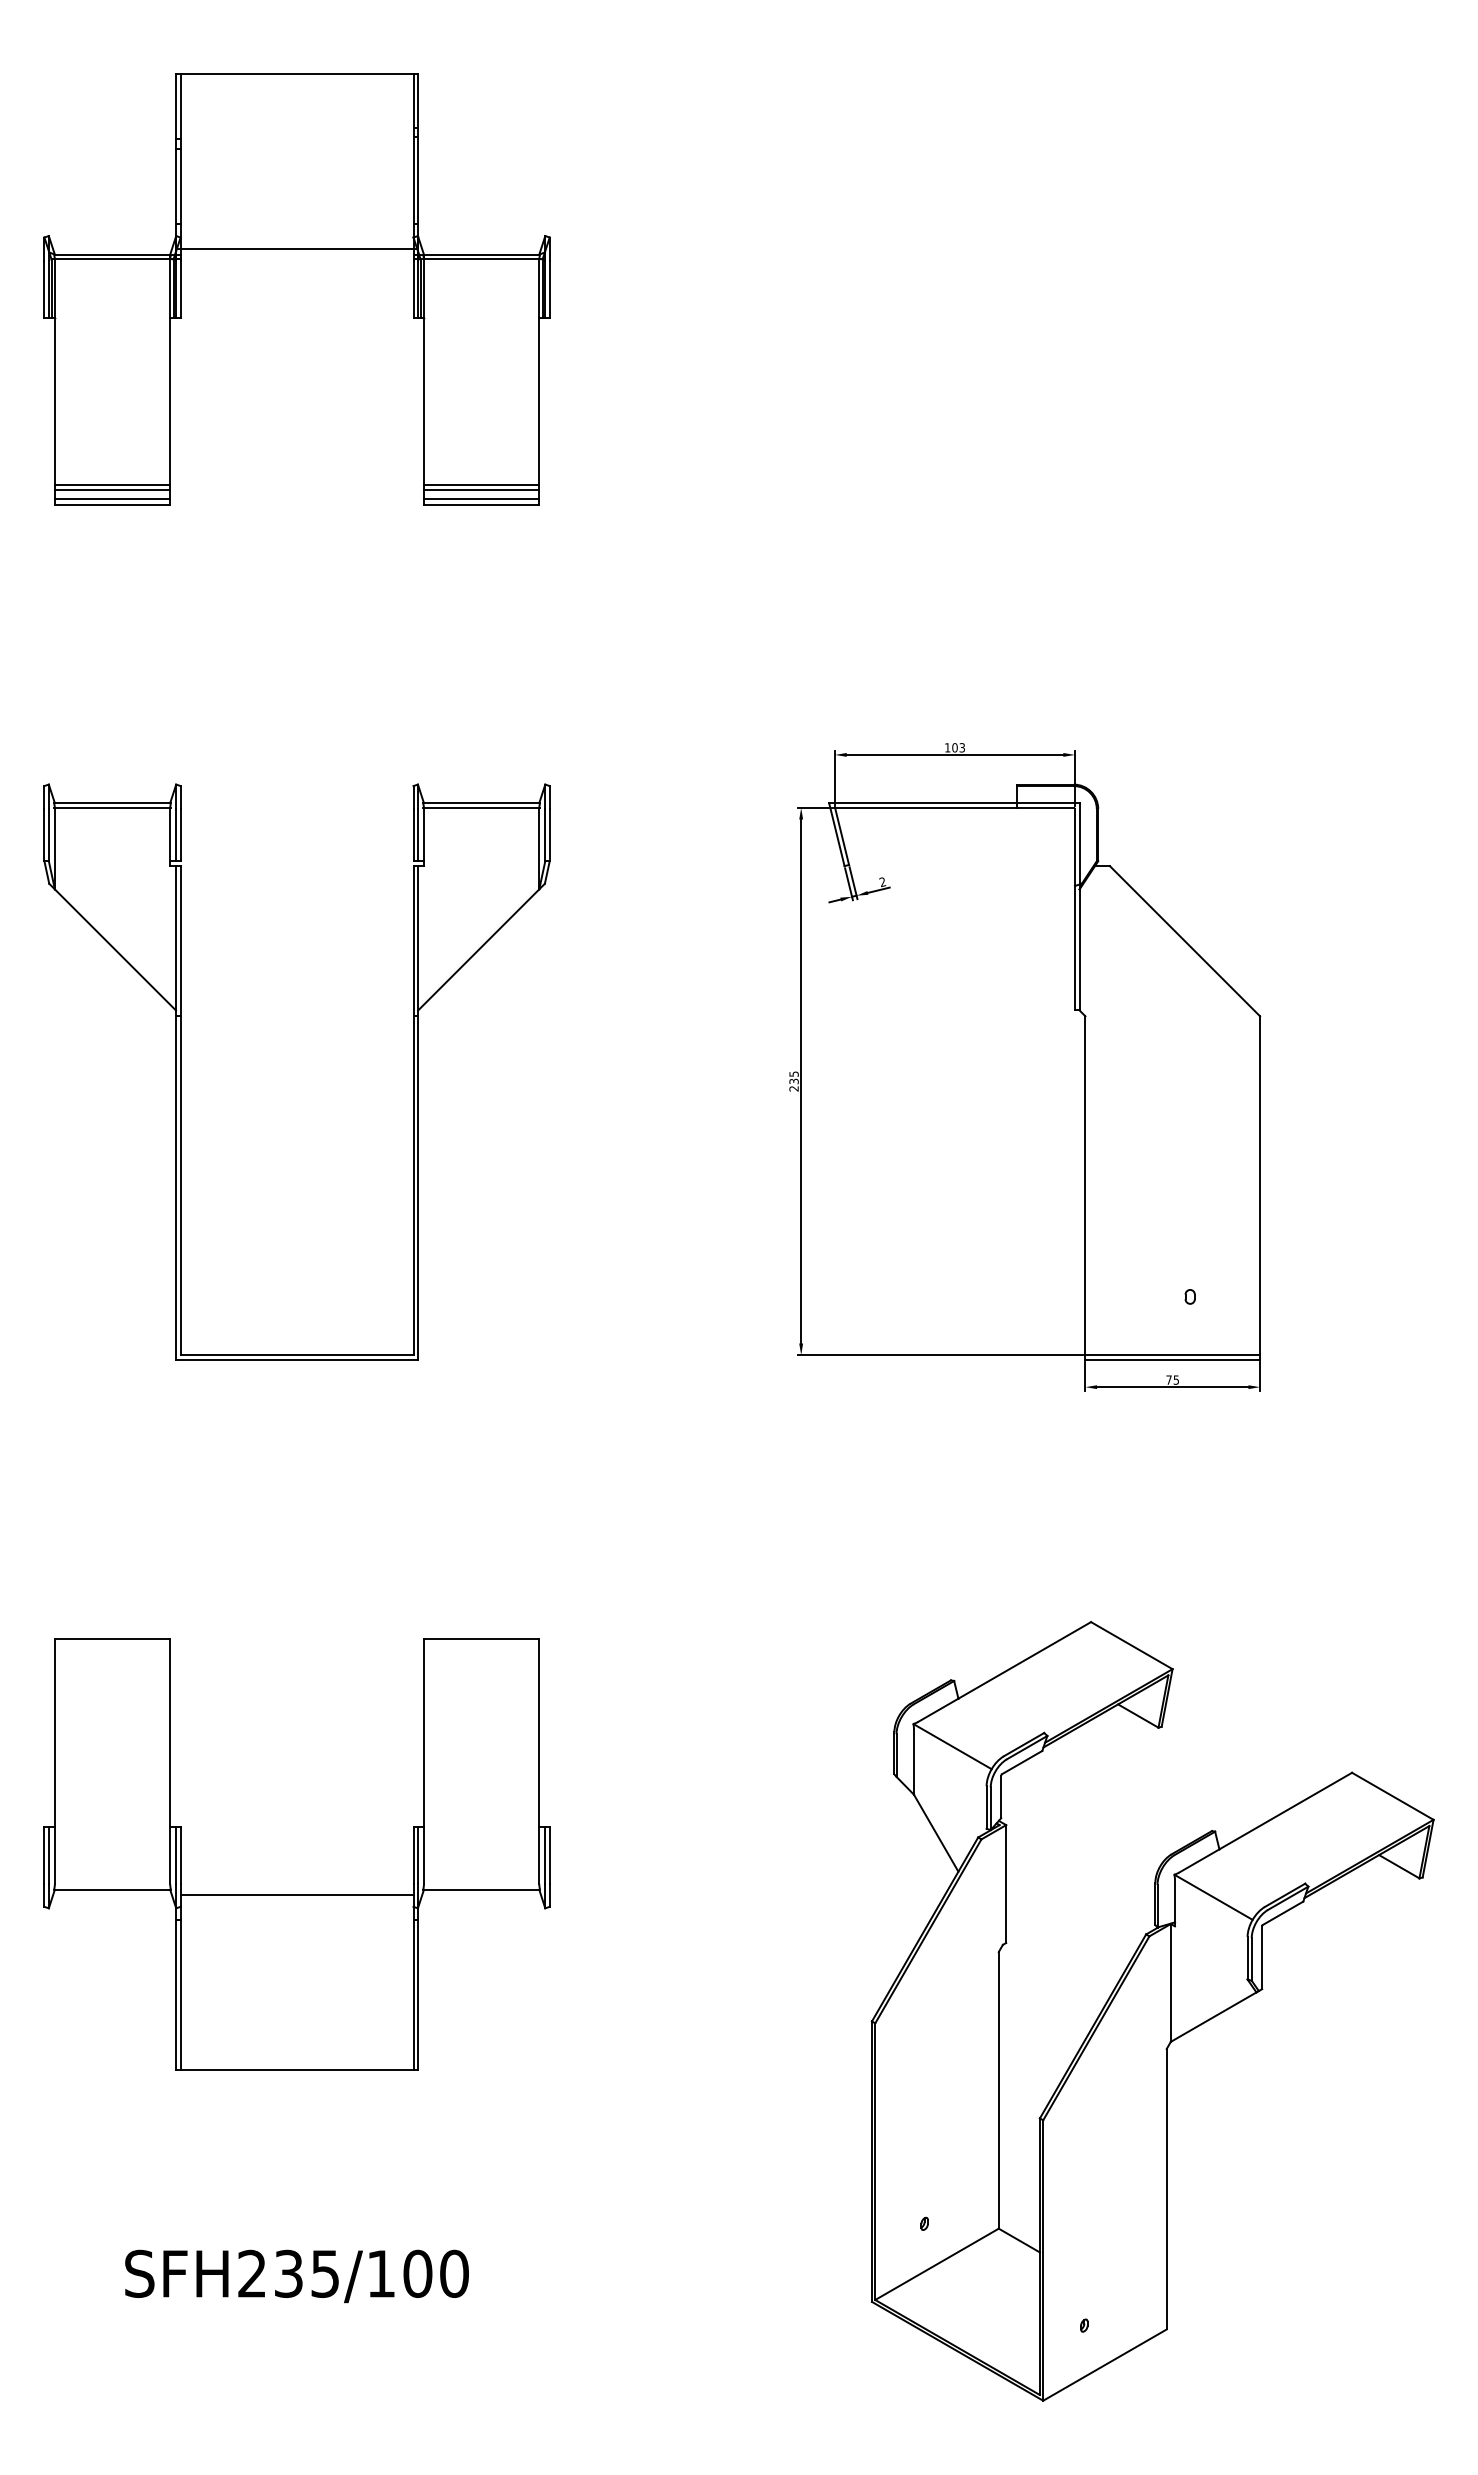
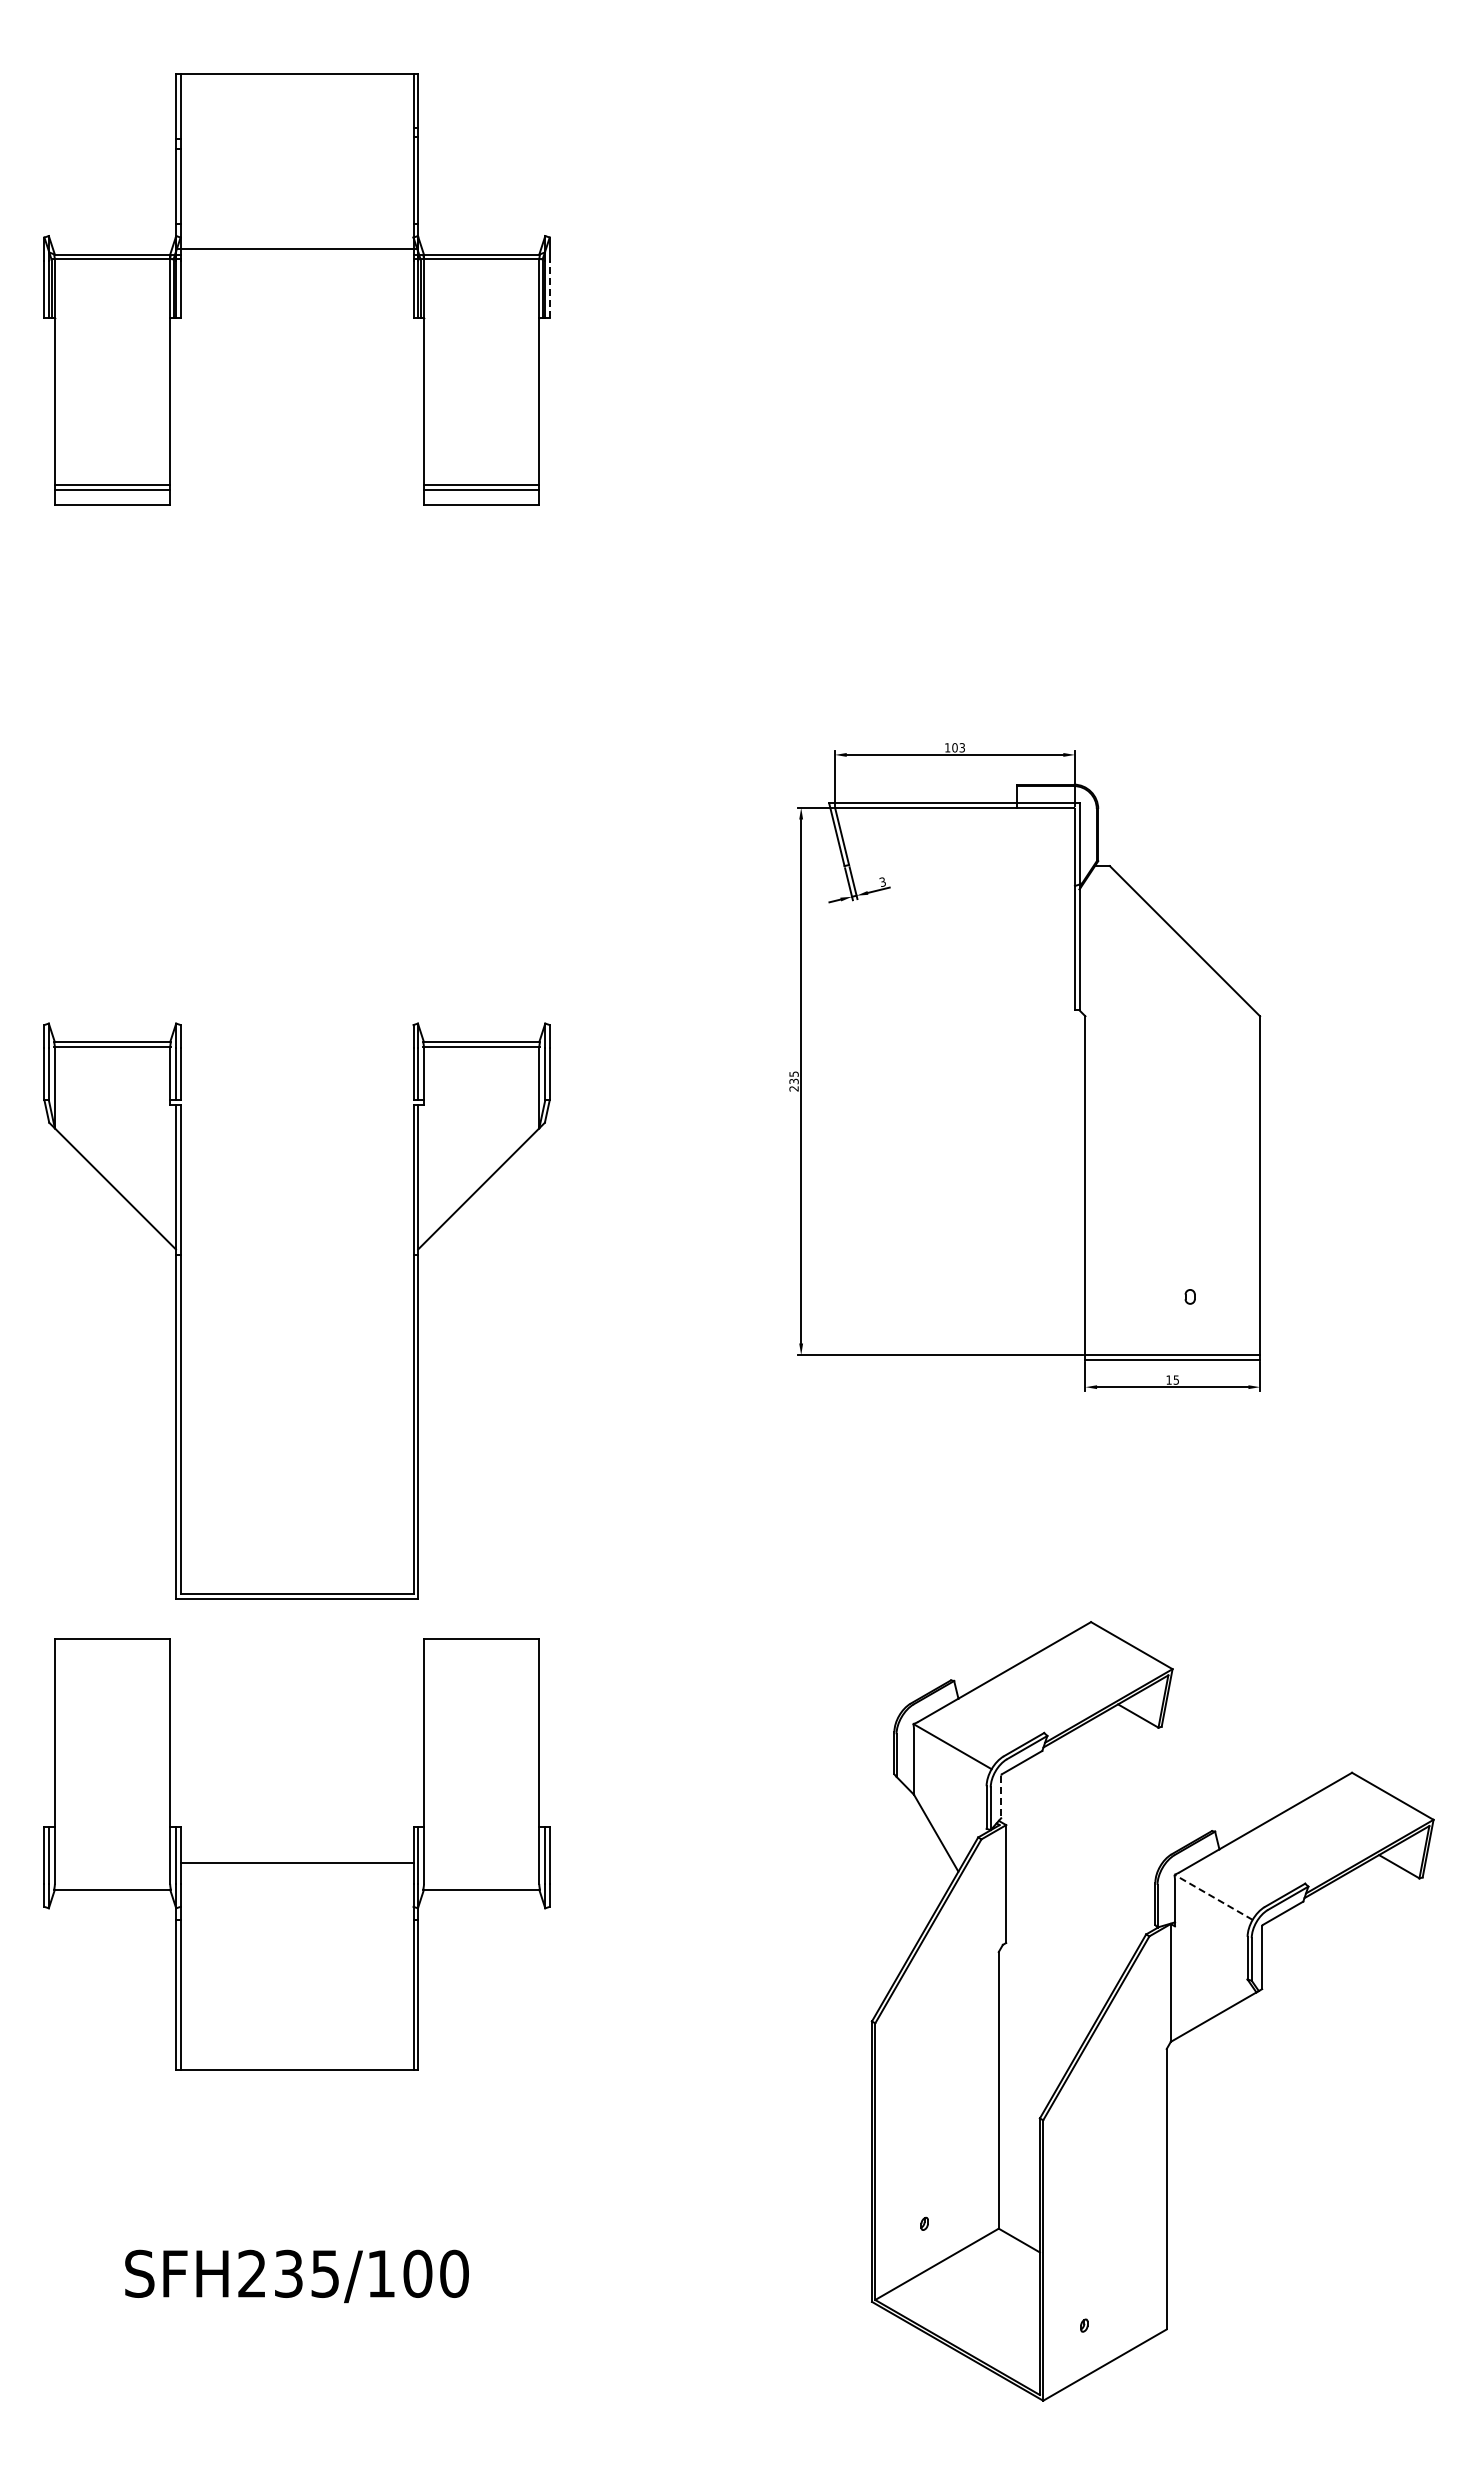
line: solid -> dashed (549, 289)
line: present -> none (112, 499)
line: present -> none (481, 499)
text: 2 -> 3 (882, 882)
part position: (181, 1071) -> (181, 1310) (181, 1310)
text: 75 -> 15 (1168, 1379)
line: solid -> dashed (1001, 1797)
line position: (296, 1895) -> (296, 1863) (296, 1863)
line: solid -> dashed (1213, 1897)
